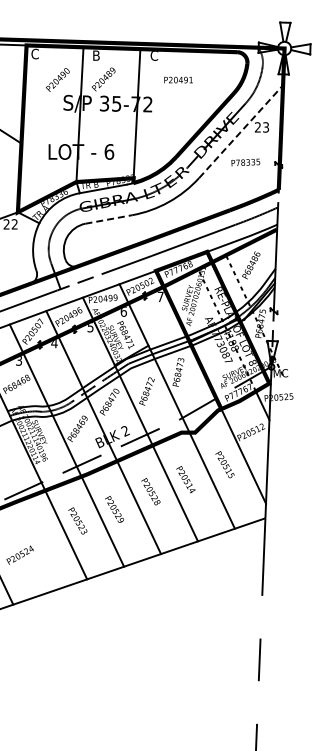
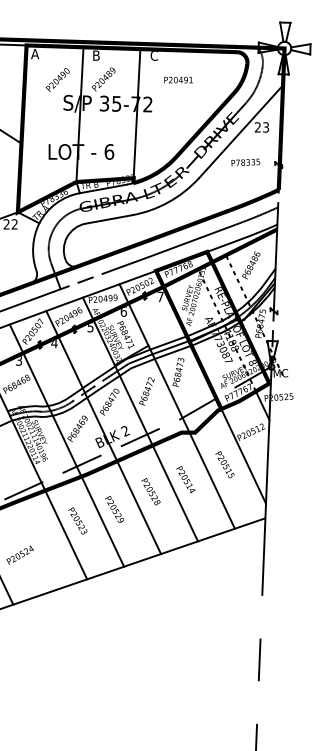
text: C -> A (35, 53)
line: dashed -> solid (241, 131)
line: dashed -> solid (108, 219)
